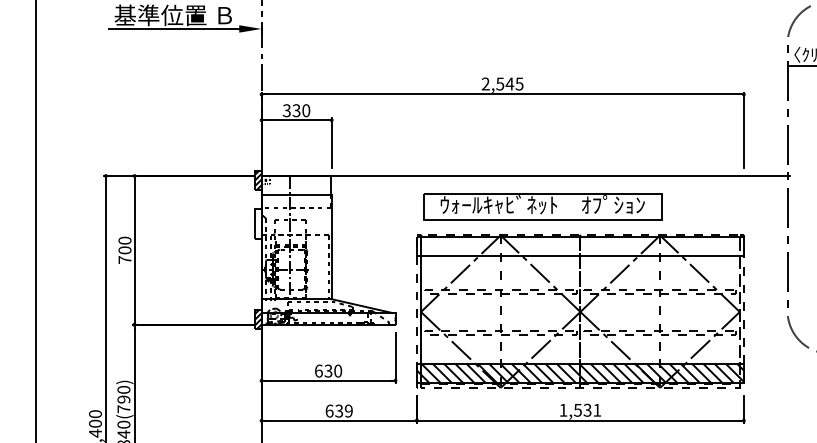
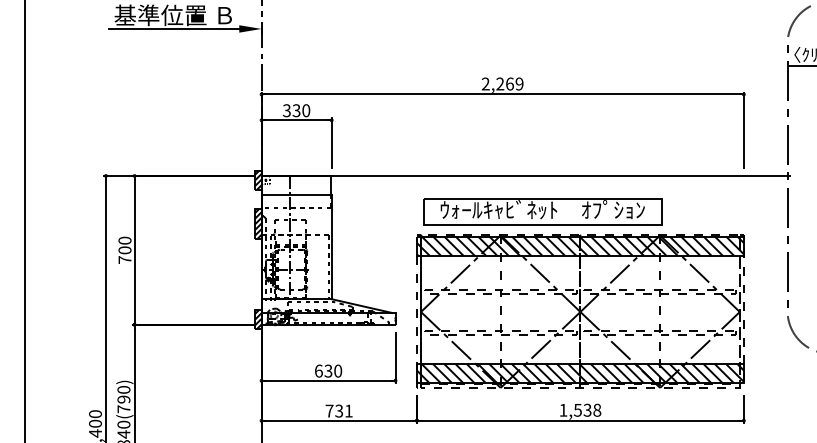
text: 2,545 -> 2,269 (509, 83)
part position: (542, 206) -> (542, 211) (542, 211)
line position: (35, 220) -> (24, 220) (24, 220)
hatch: none -> present (258, 223)
hatch: none -> present (579, 245)
text: 1,531 -> 1,538 (597, 409)
text: 639 -> 731 (338, 410)
